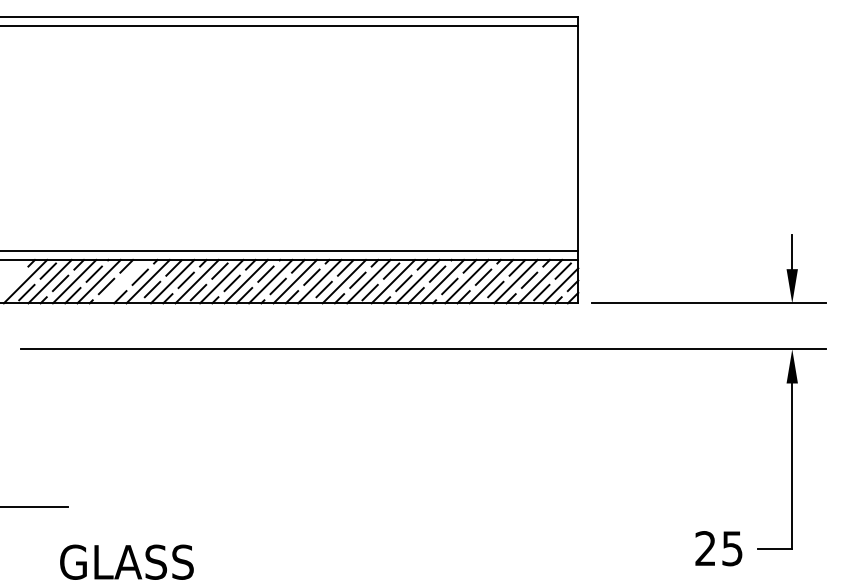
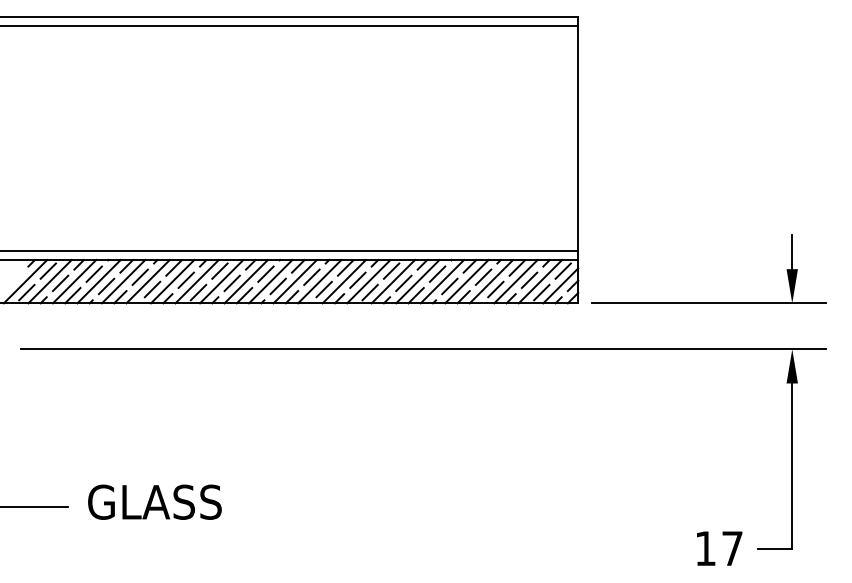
line: none -> present (123, 281)
text: 25 -> 17 (718, 548)
text position: (126, 561) -> (154, 501) (154, 501)
